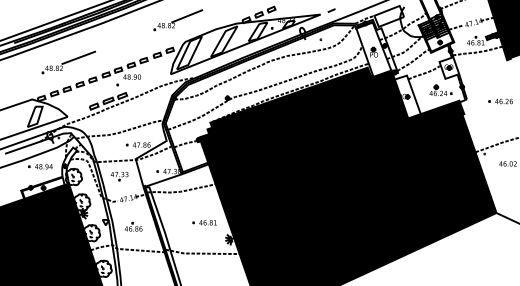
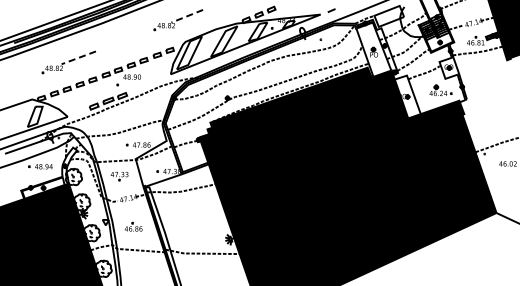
line: solid -> dashed (186, 16)
line: solid -> dashed (78, 58)
part: present -> none (500, 101)
part: present -> none (204, 222)
